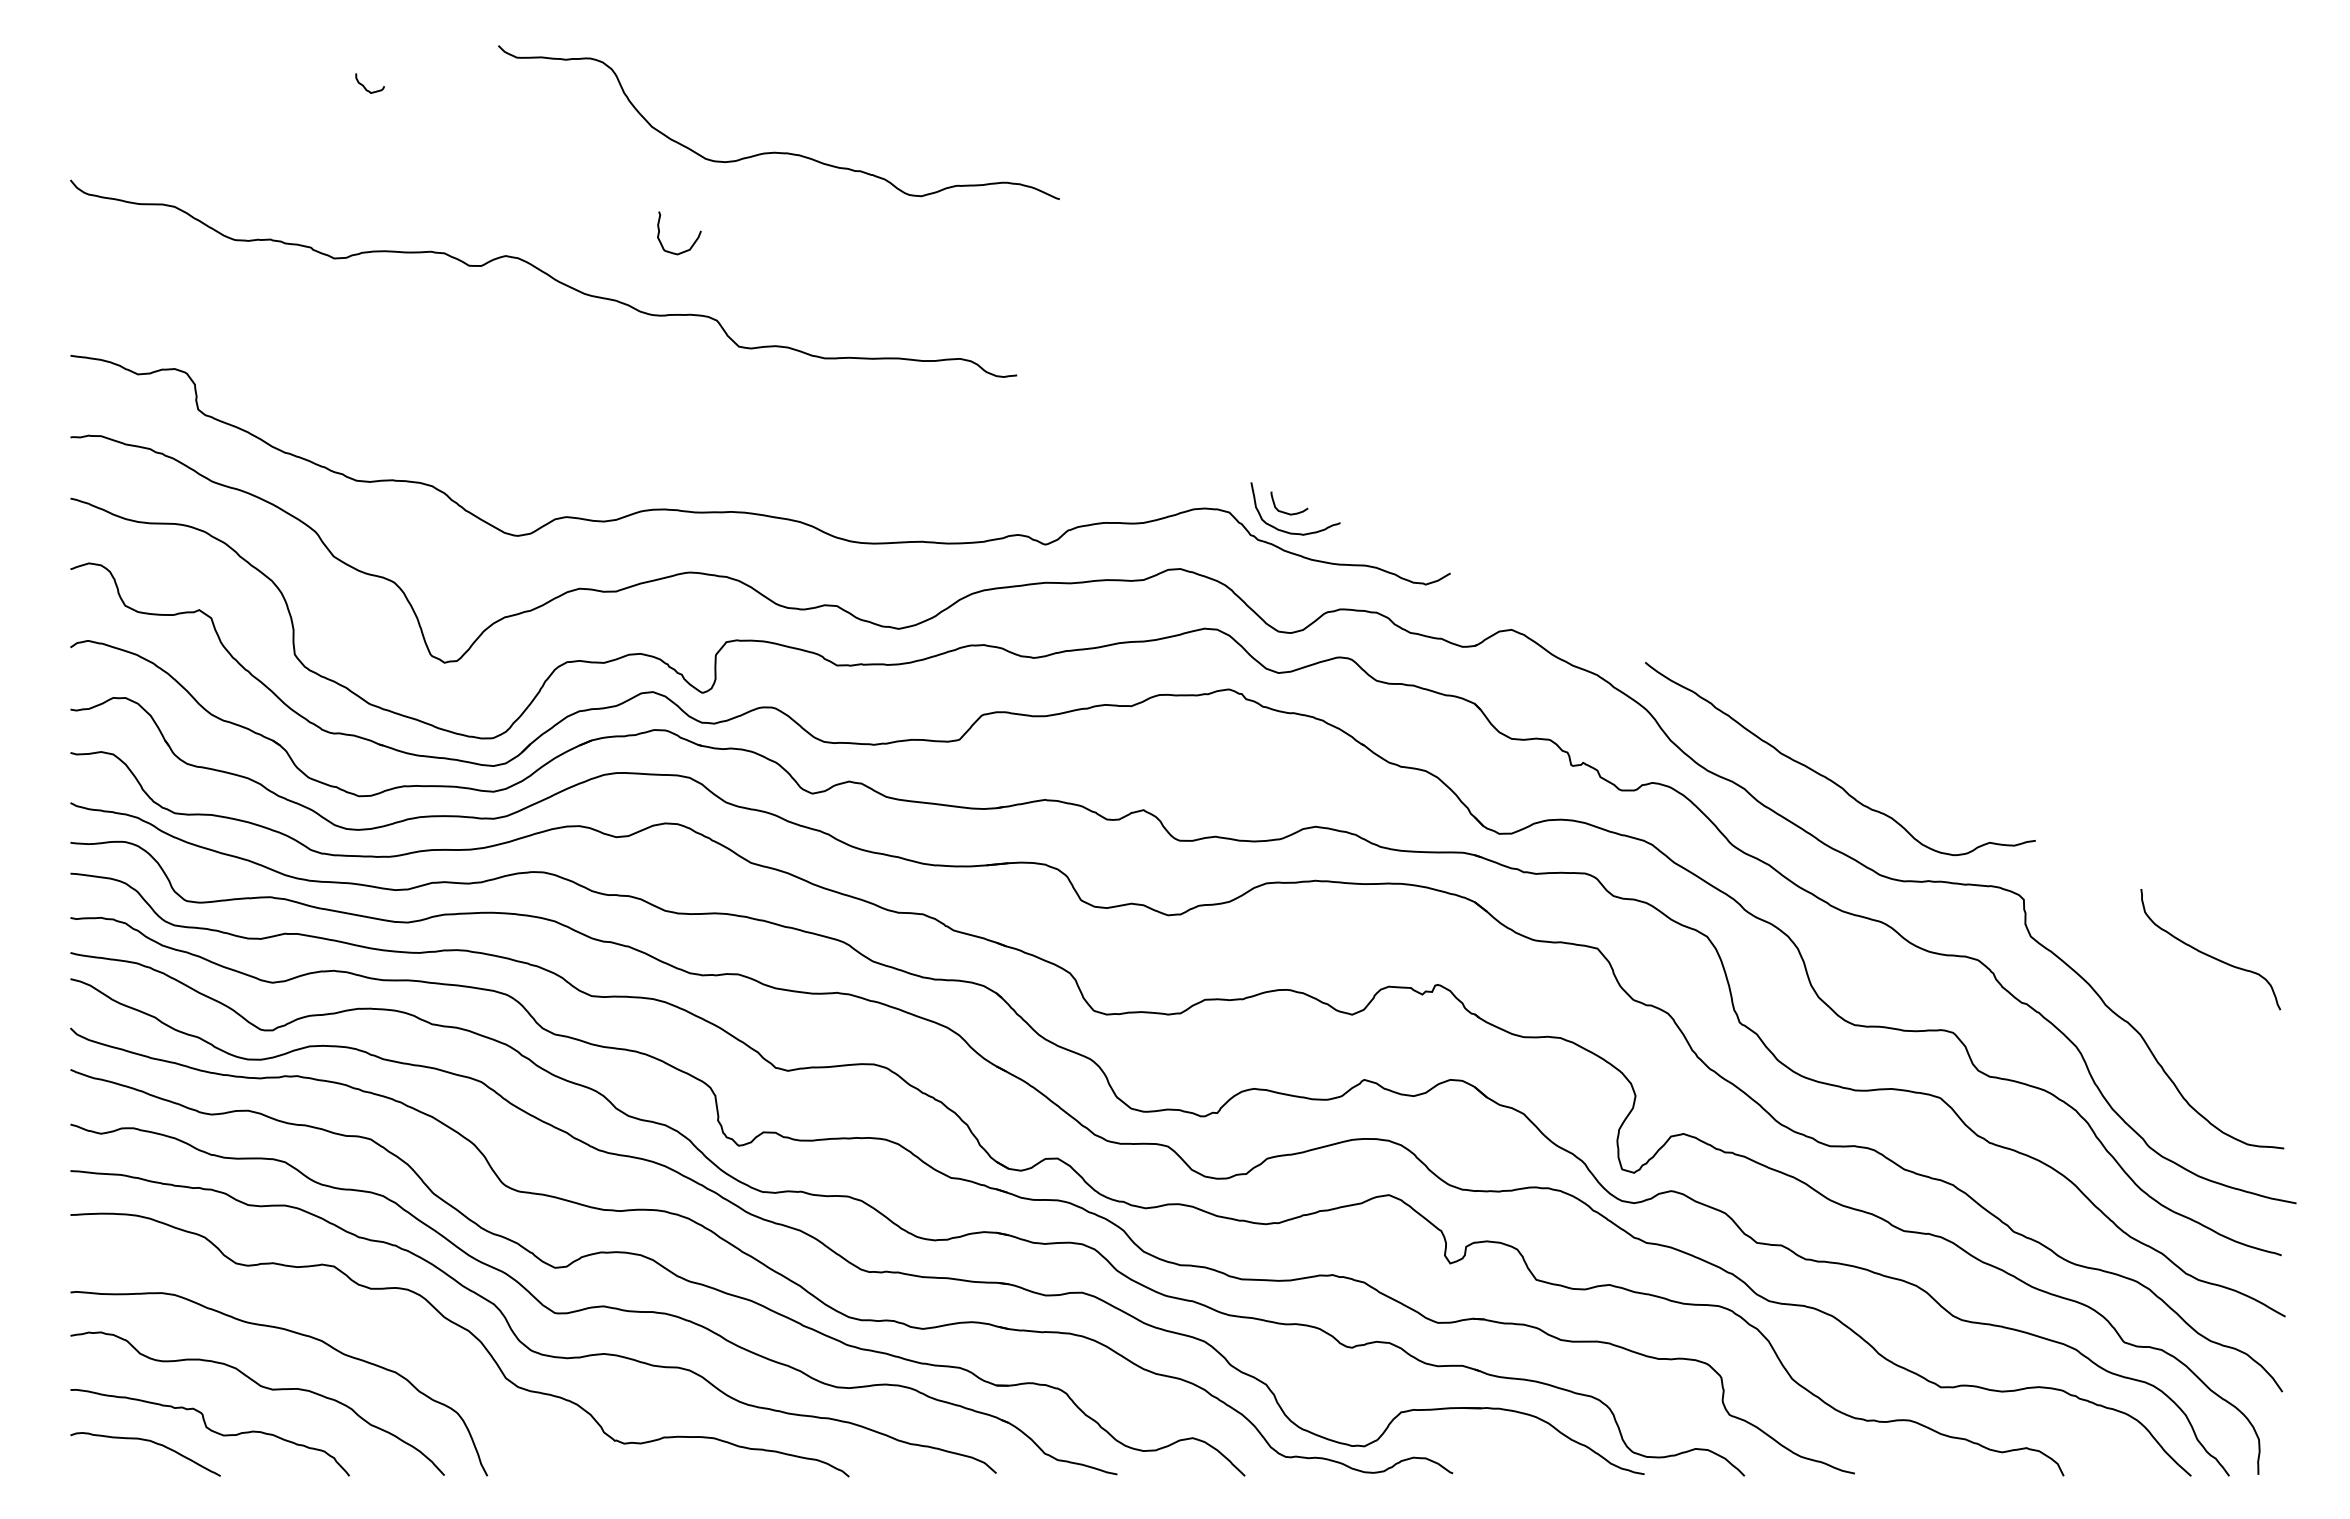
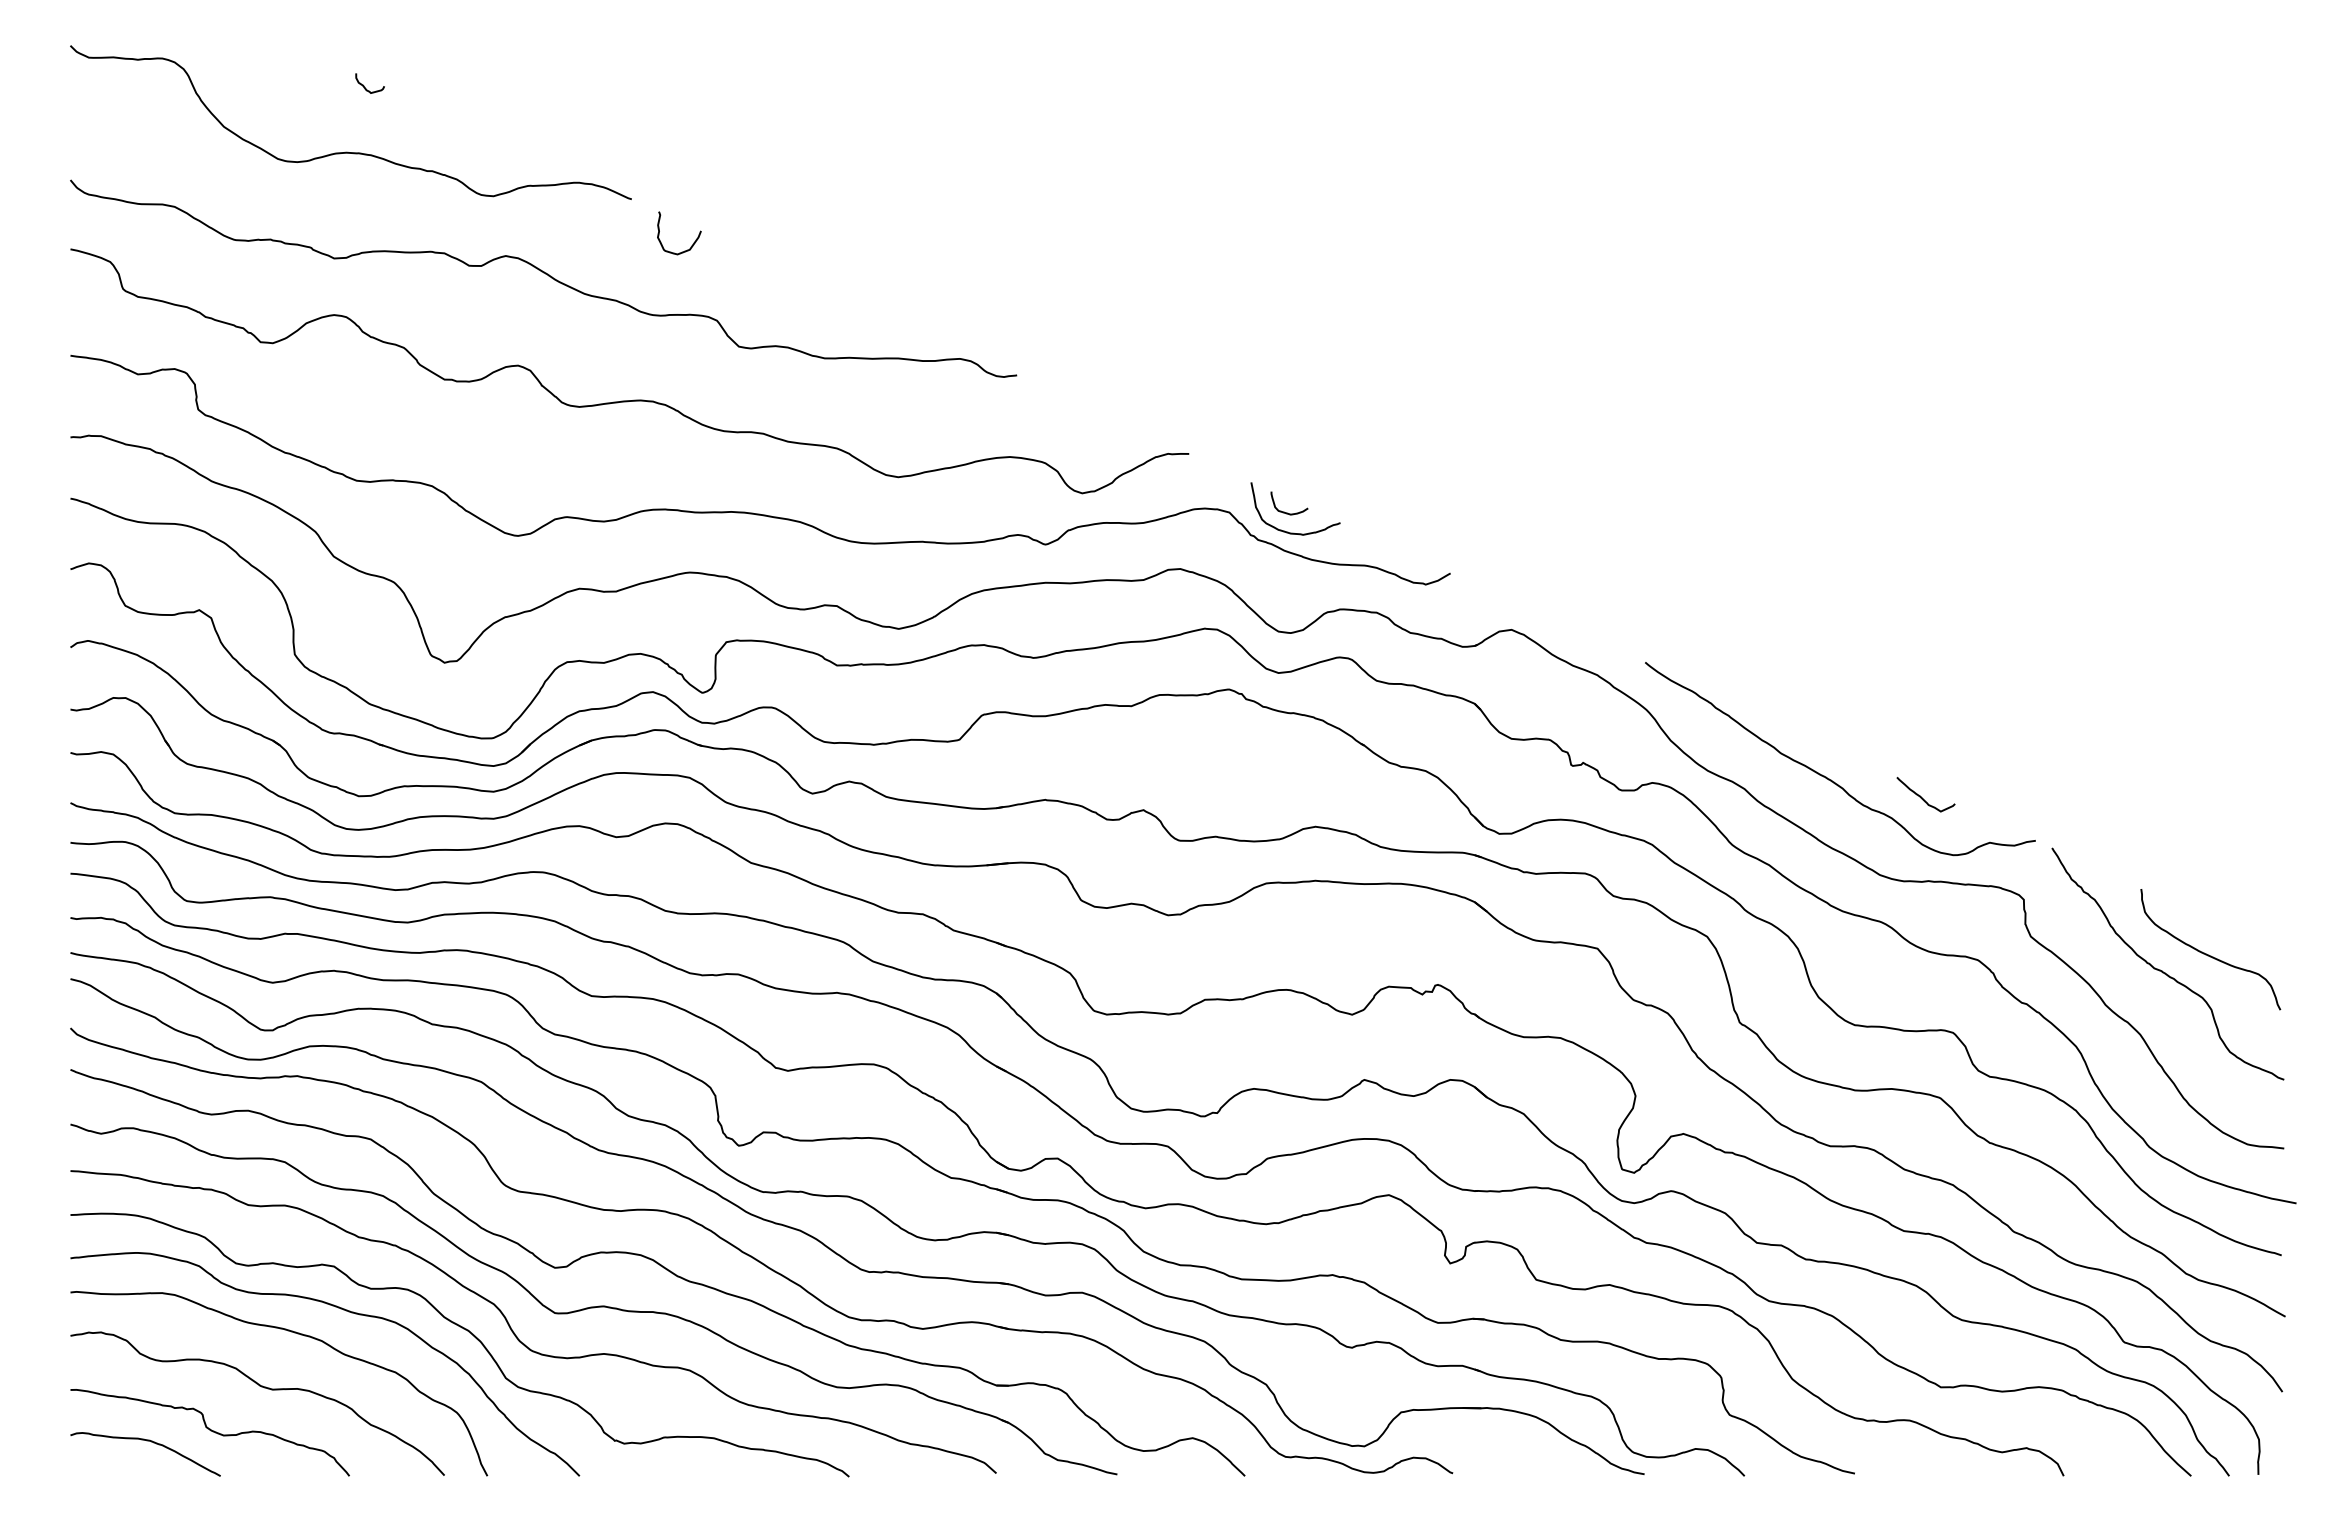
curve position: (775, 151) -> (347, 151) (347, 151)
curve: none -> present (633, 399)
curve: none -> present (1922, 797)
curve: none -> present (2162, 970)
curve: none -> present (348, 1312)
